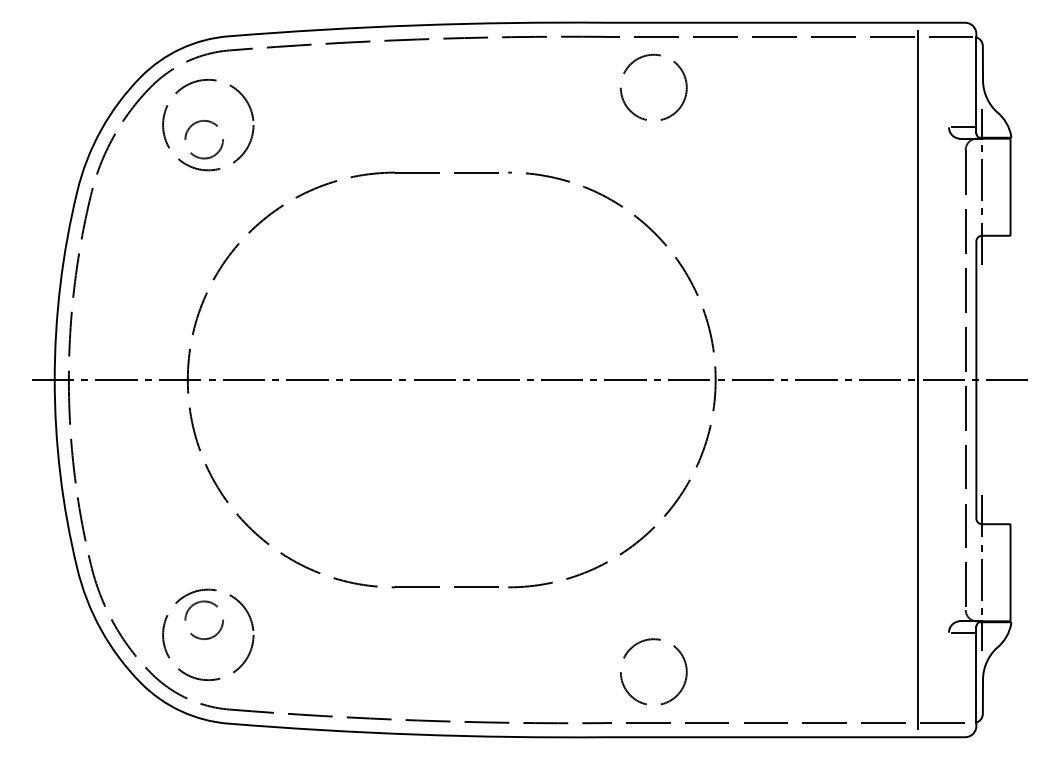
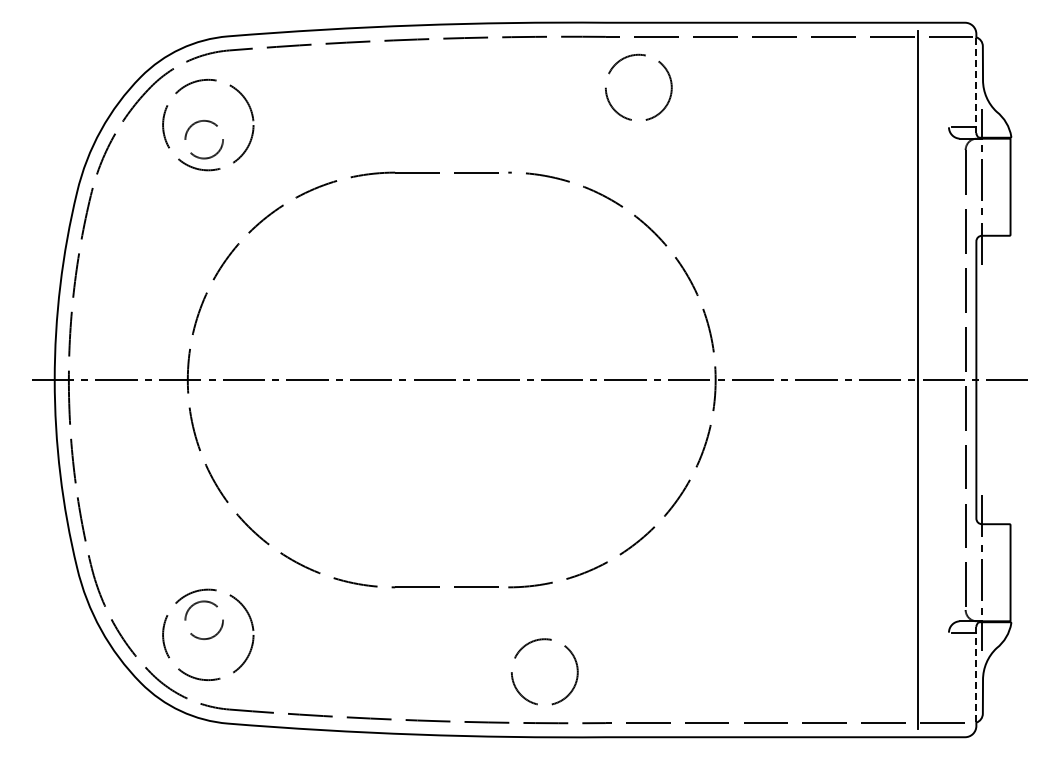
line: solid -> dashed (976, 85)
circle position: (653, 86) -> (638, 86) (638, 86)
circle position: (653, 671) -> (544, 671) (544, 671)
line: solid -> dashed (976, 674)
